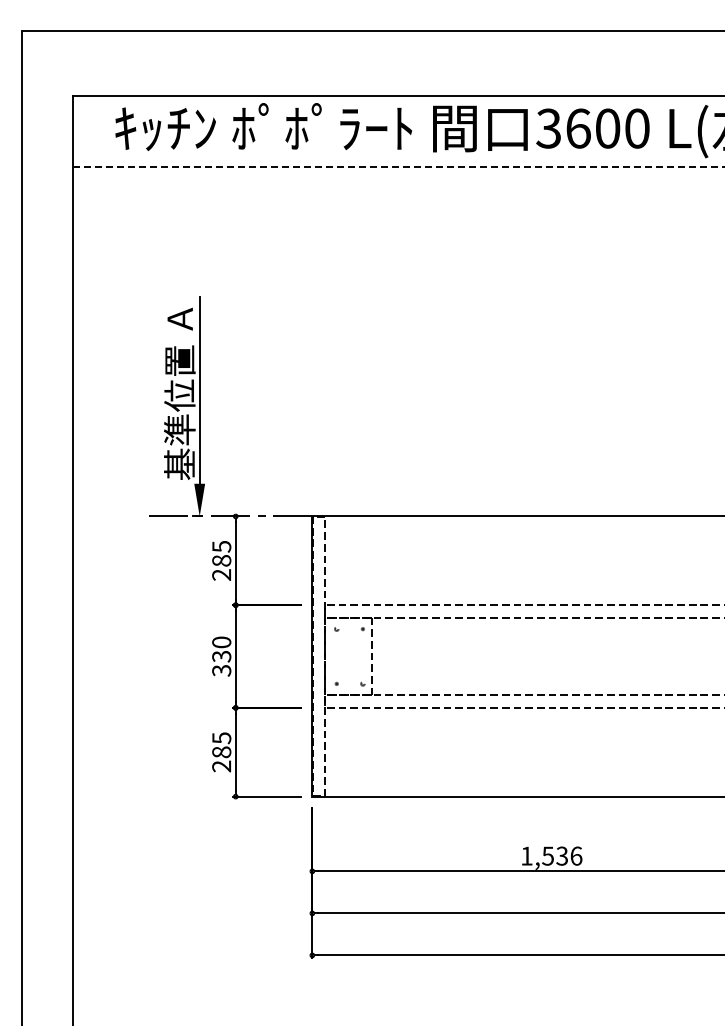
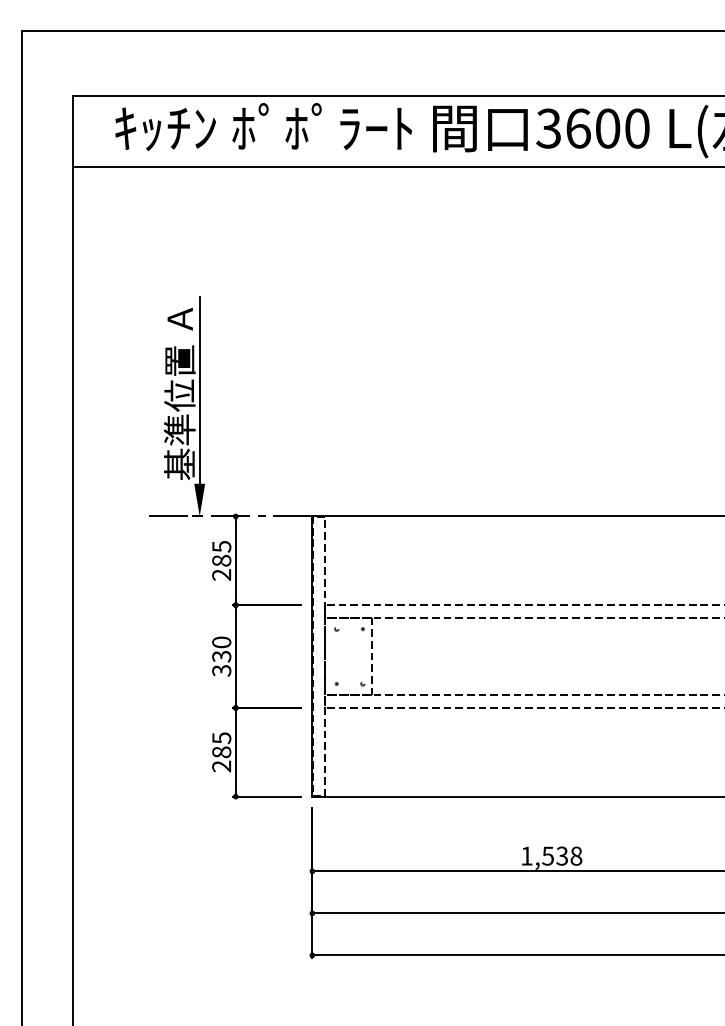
line: dashed -> solid (398, 166)
text: 1,536 -> 1,538 (576, 855)
